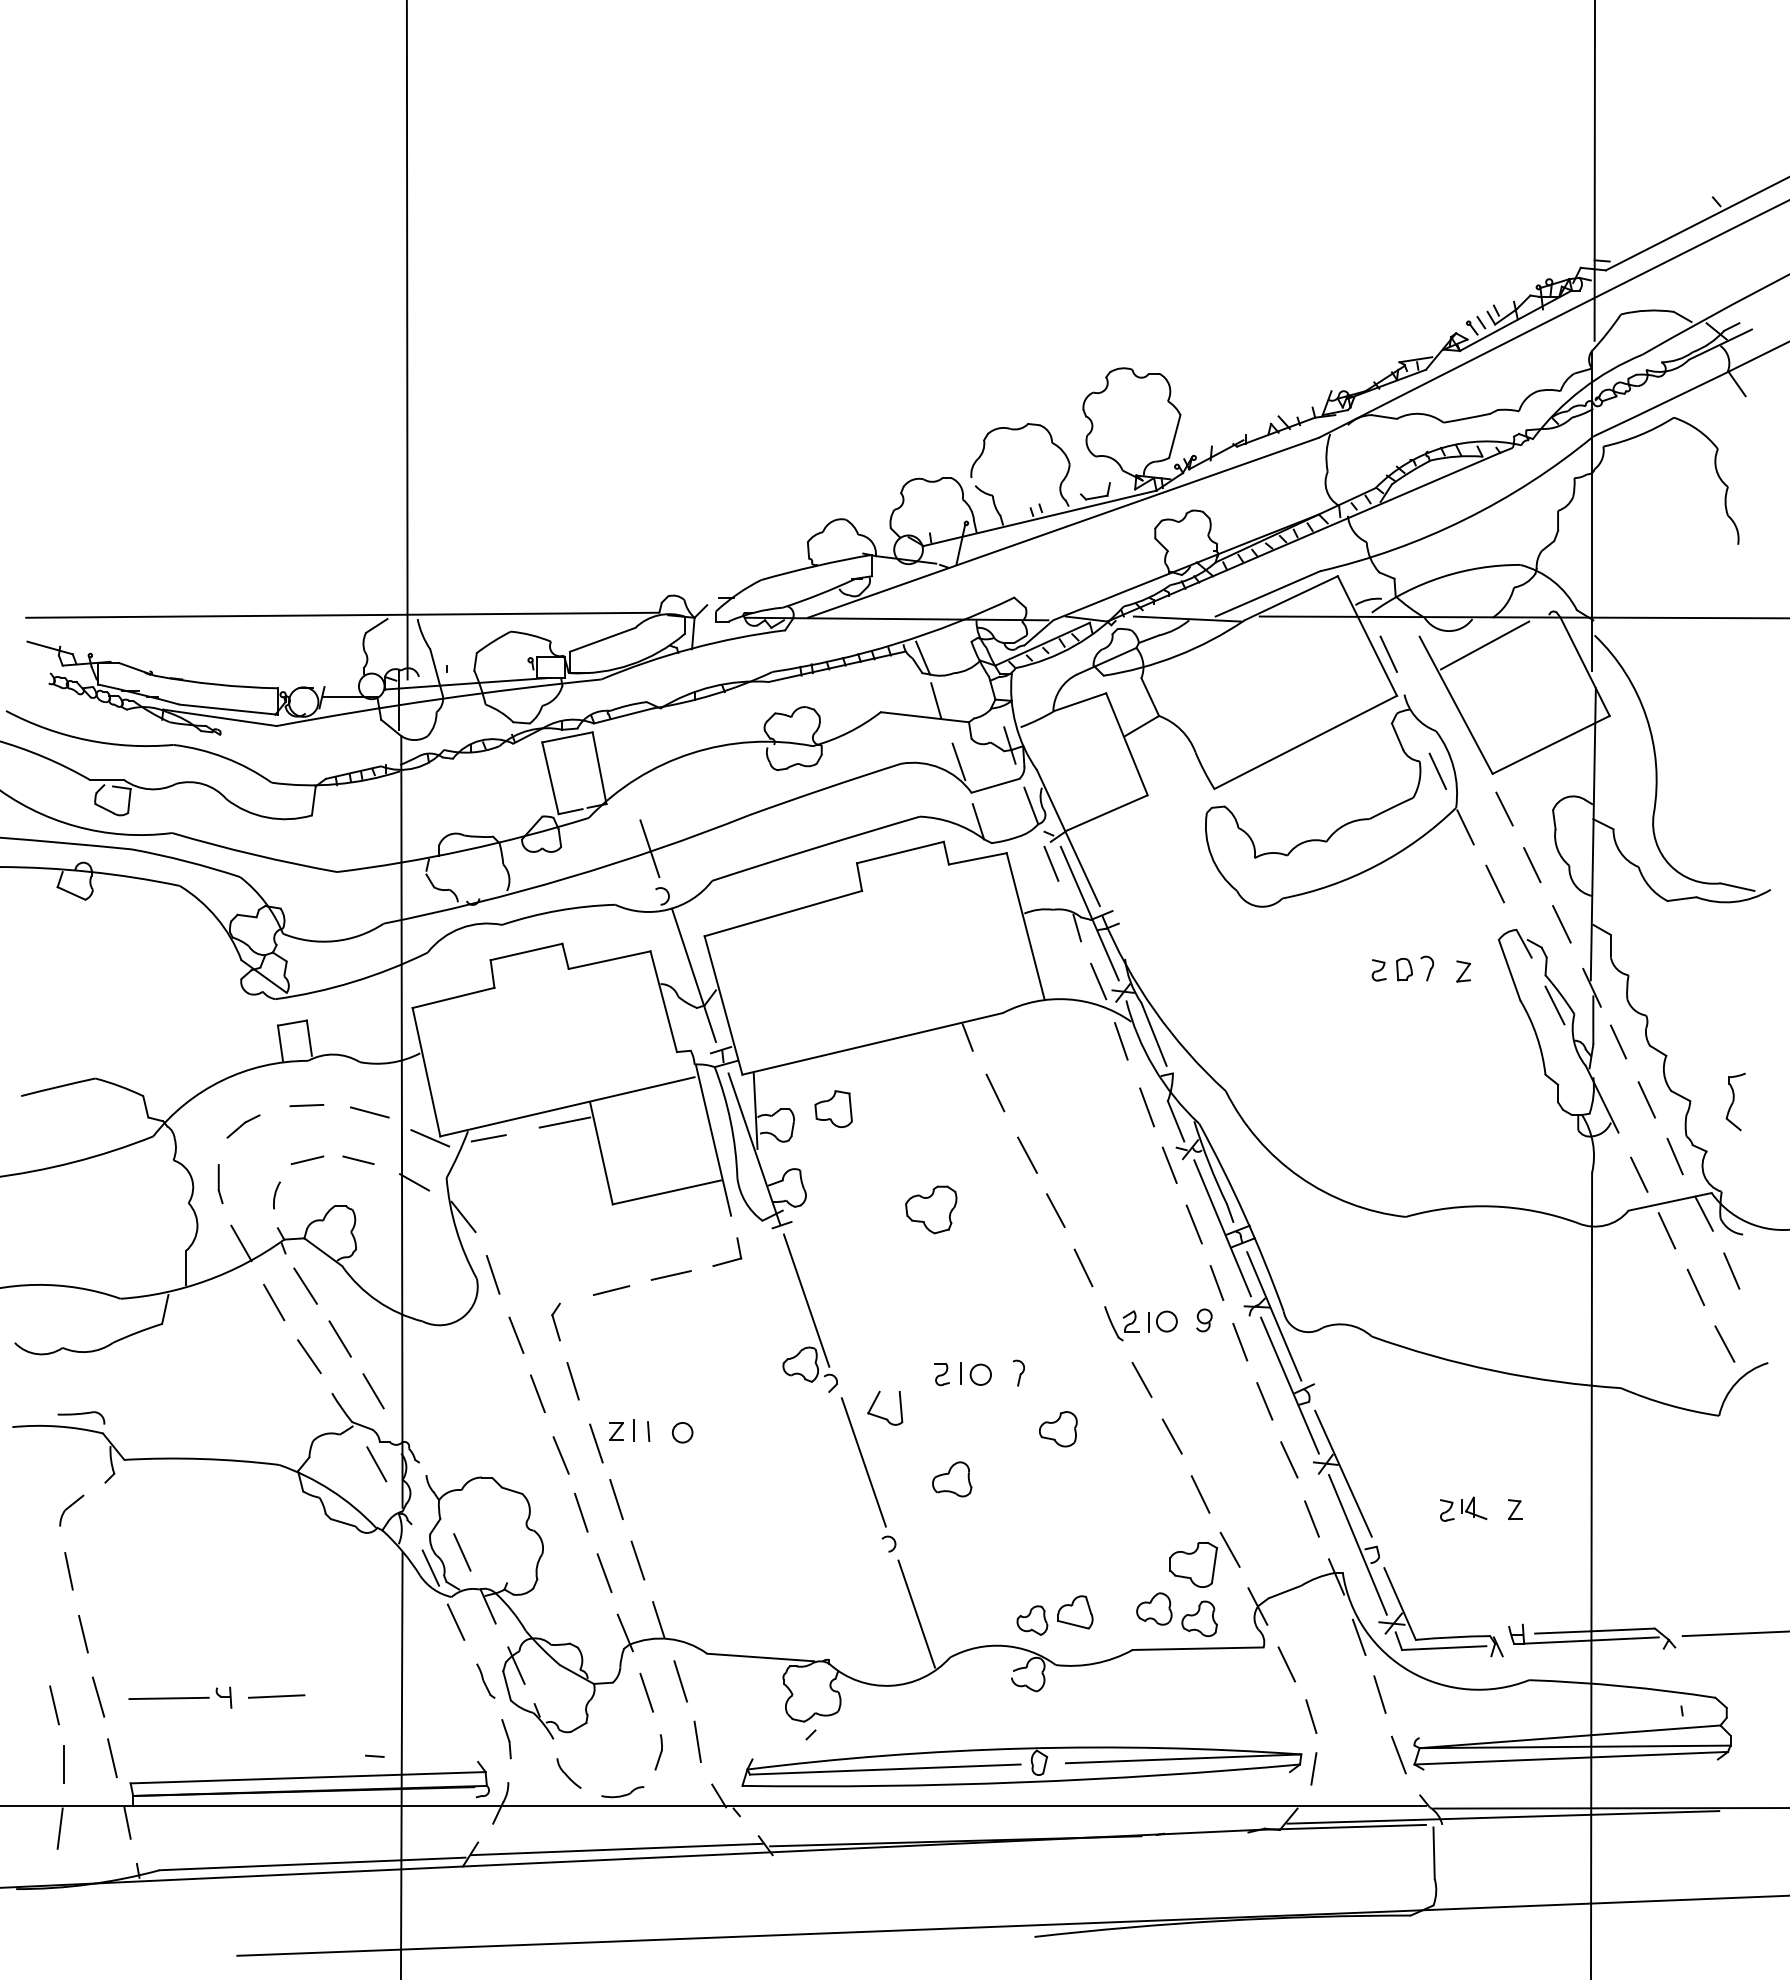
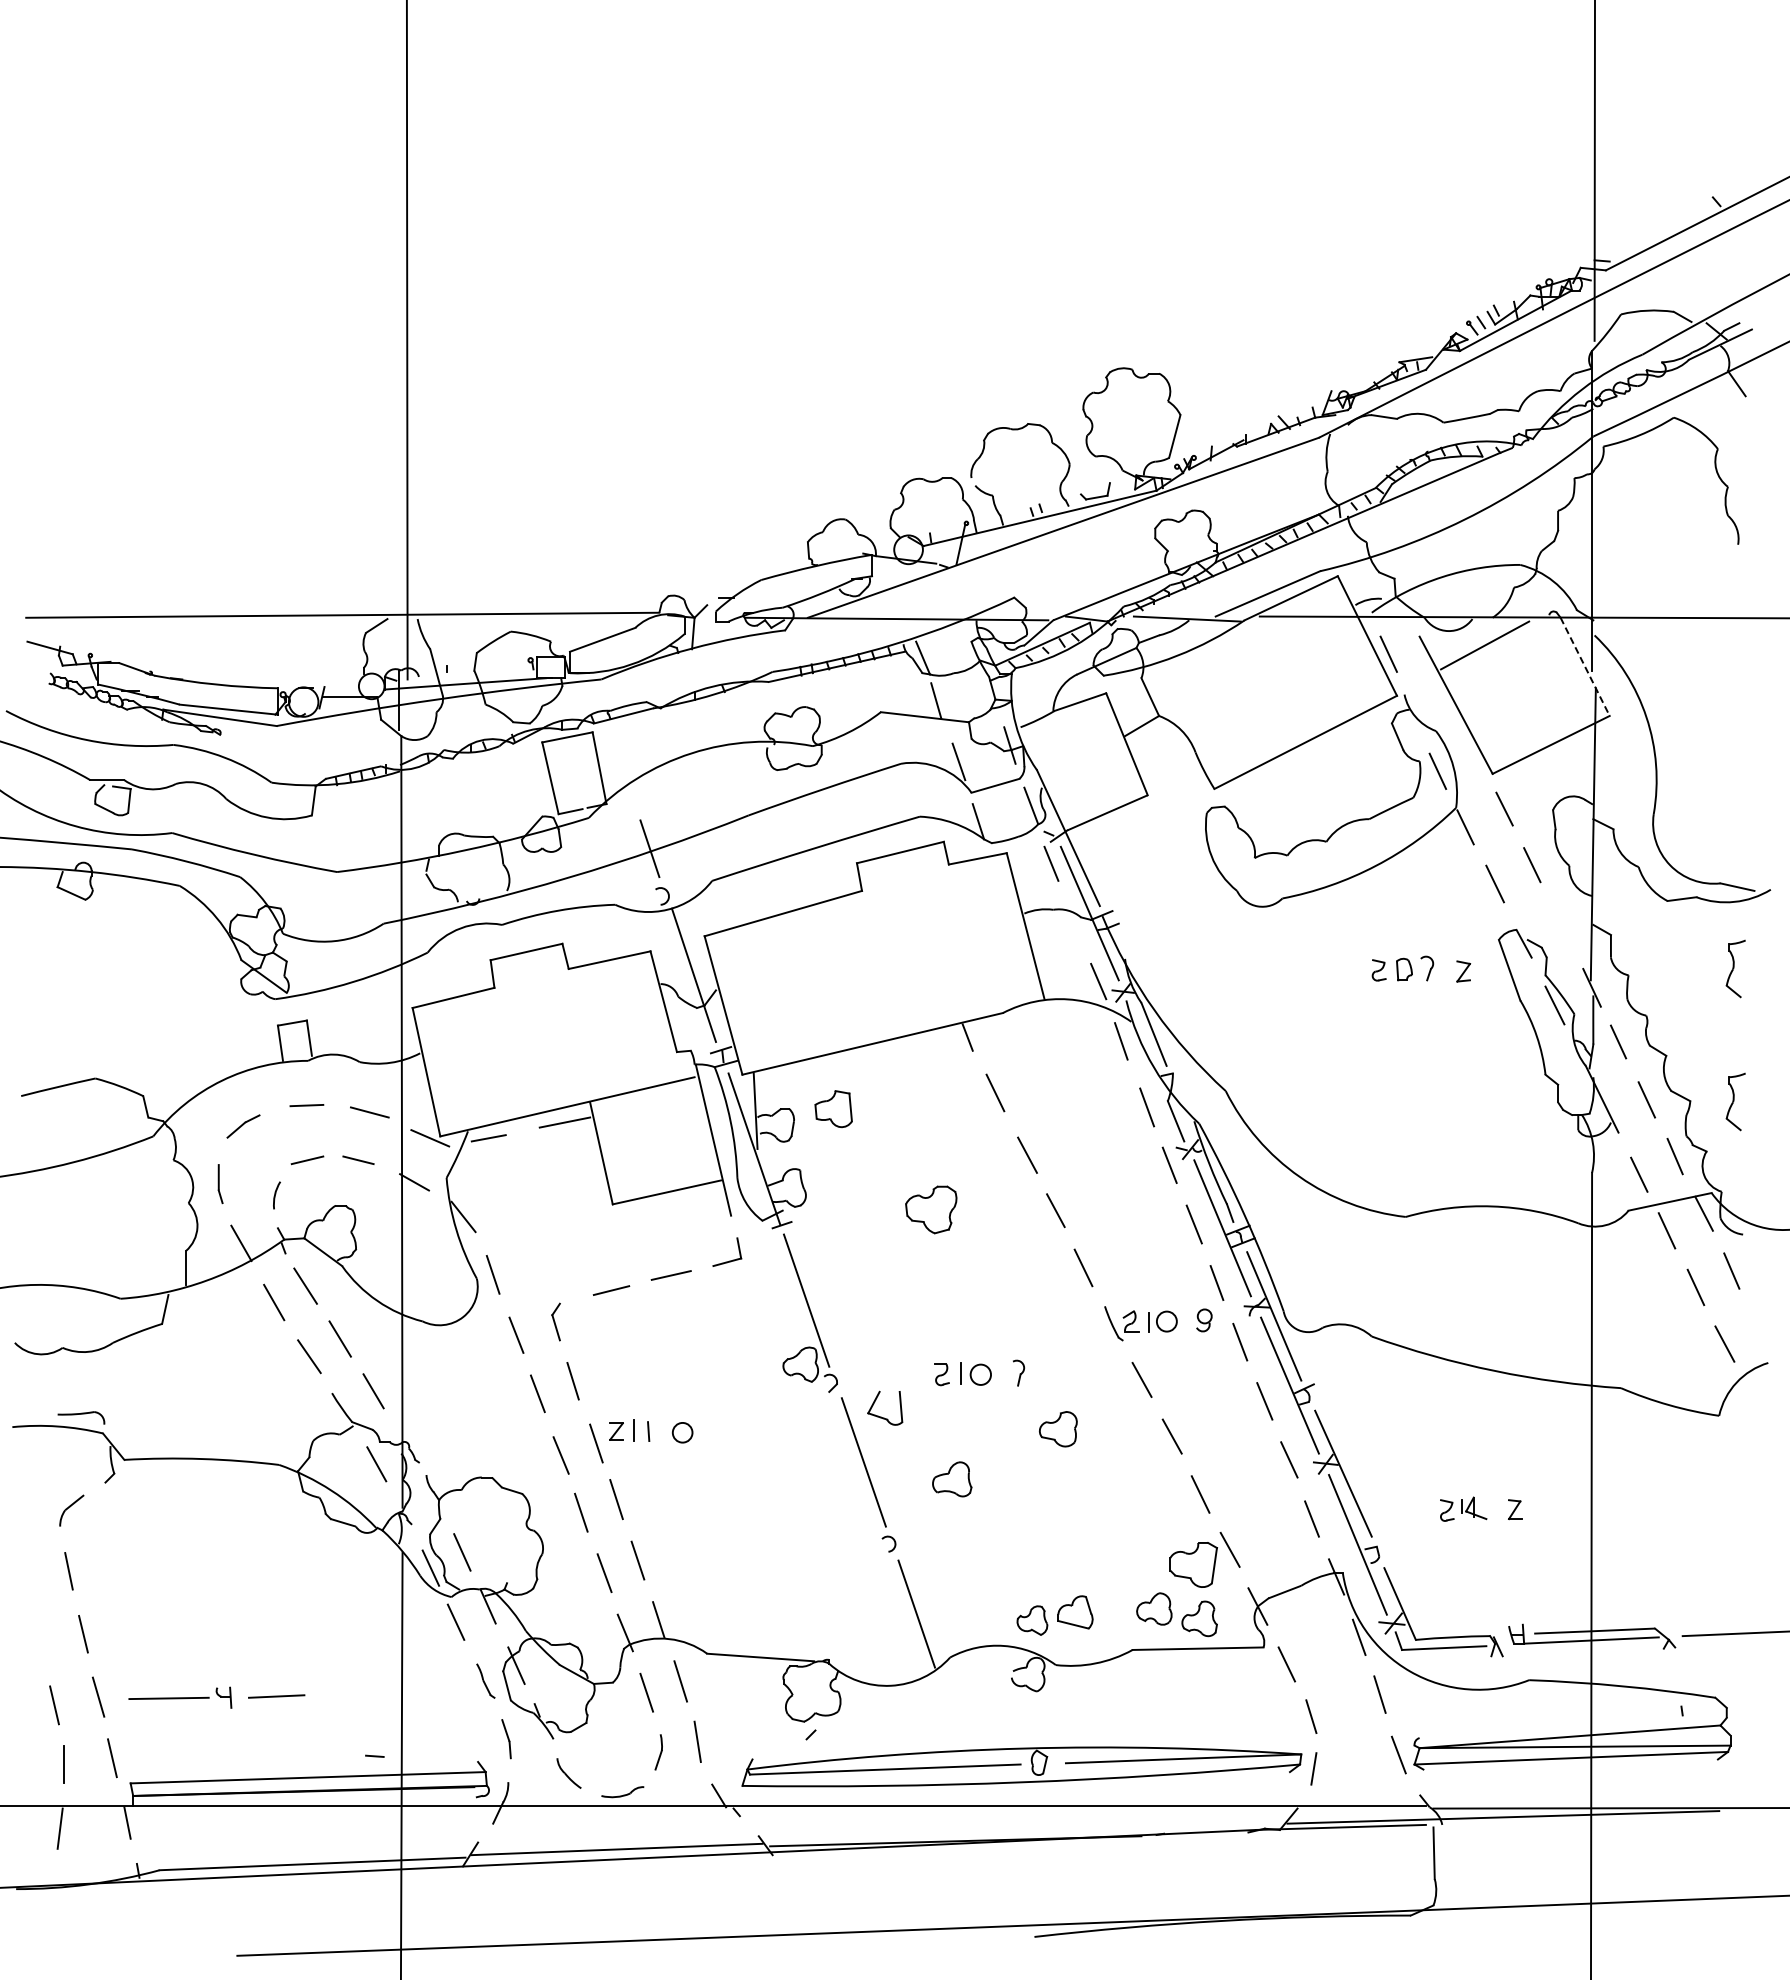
line: solid -> dashed (1585, 666)
line: present -> none (1561, 924)
line: present -> none (1077, 927)
part: none -> present (1735, 968)
